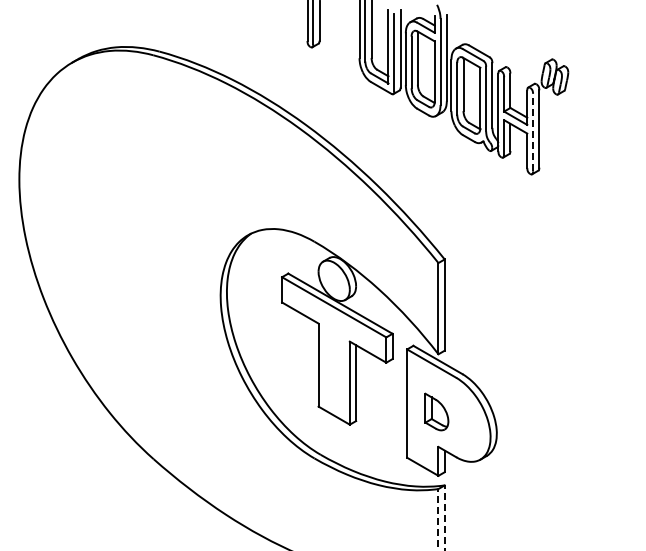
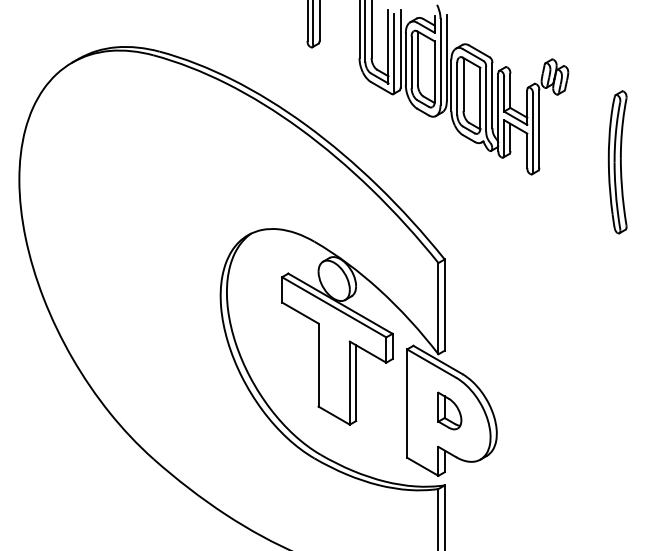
line: dashed -> solid (533, 132)
part: none -> present (617, 162)
part position: (436, 411) -> (449, 410) (449, 410)
line: dashed -> solid (444, 518)
line: dashed -> solid (438, 519)
